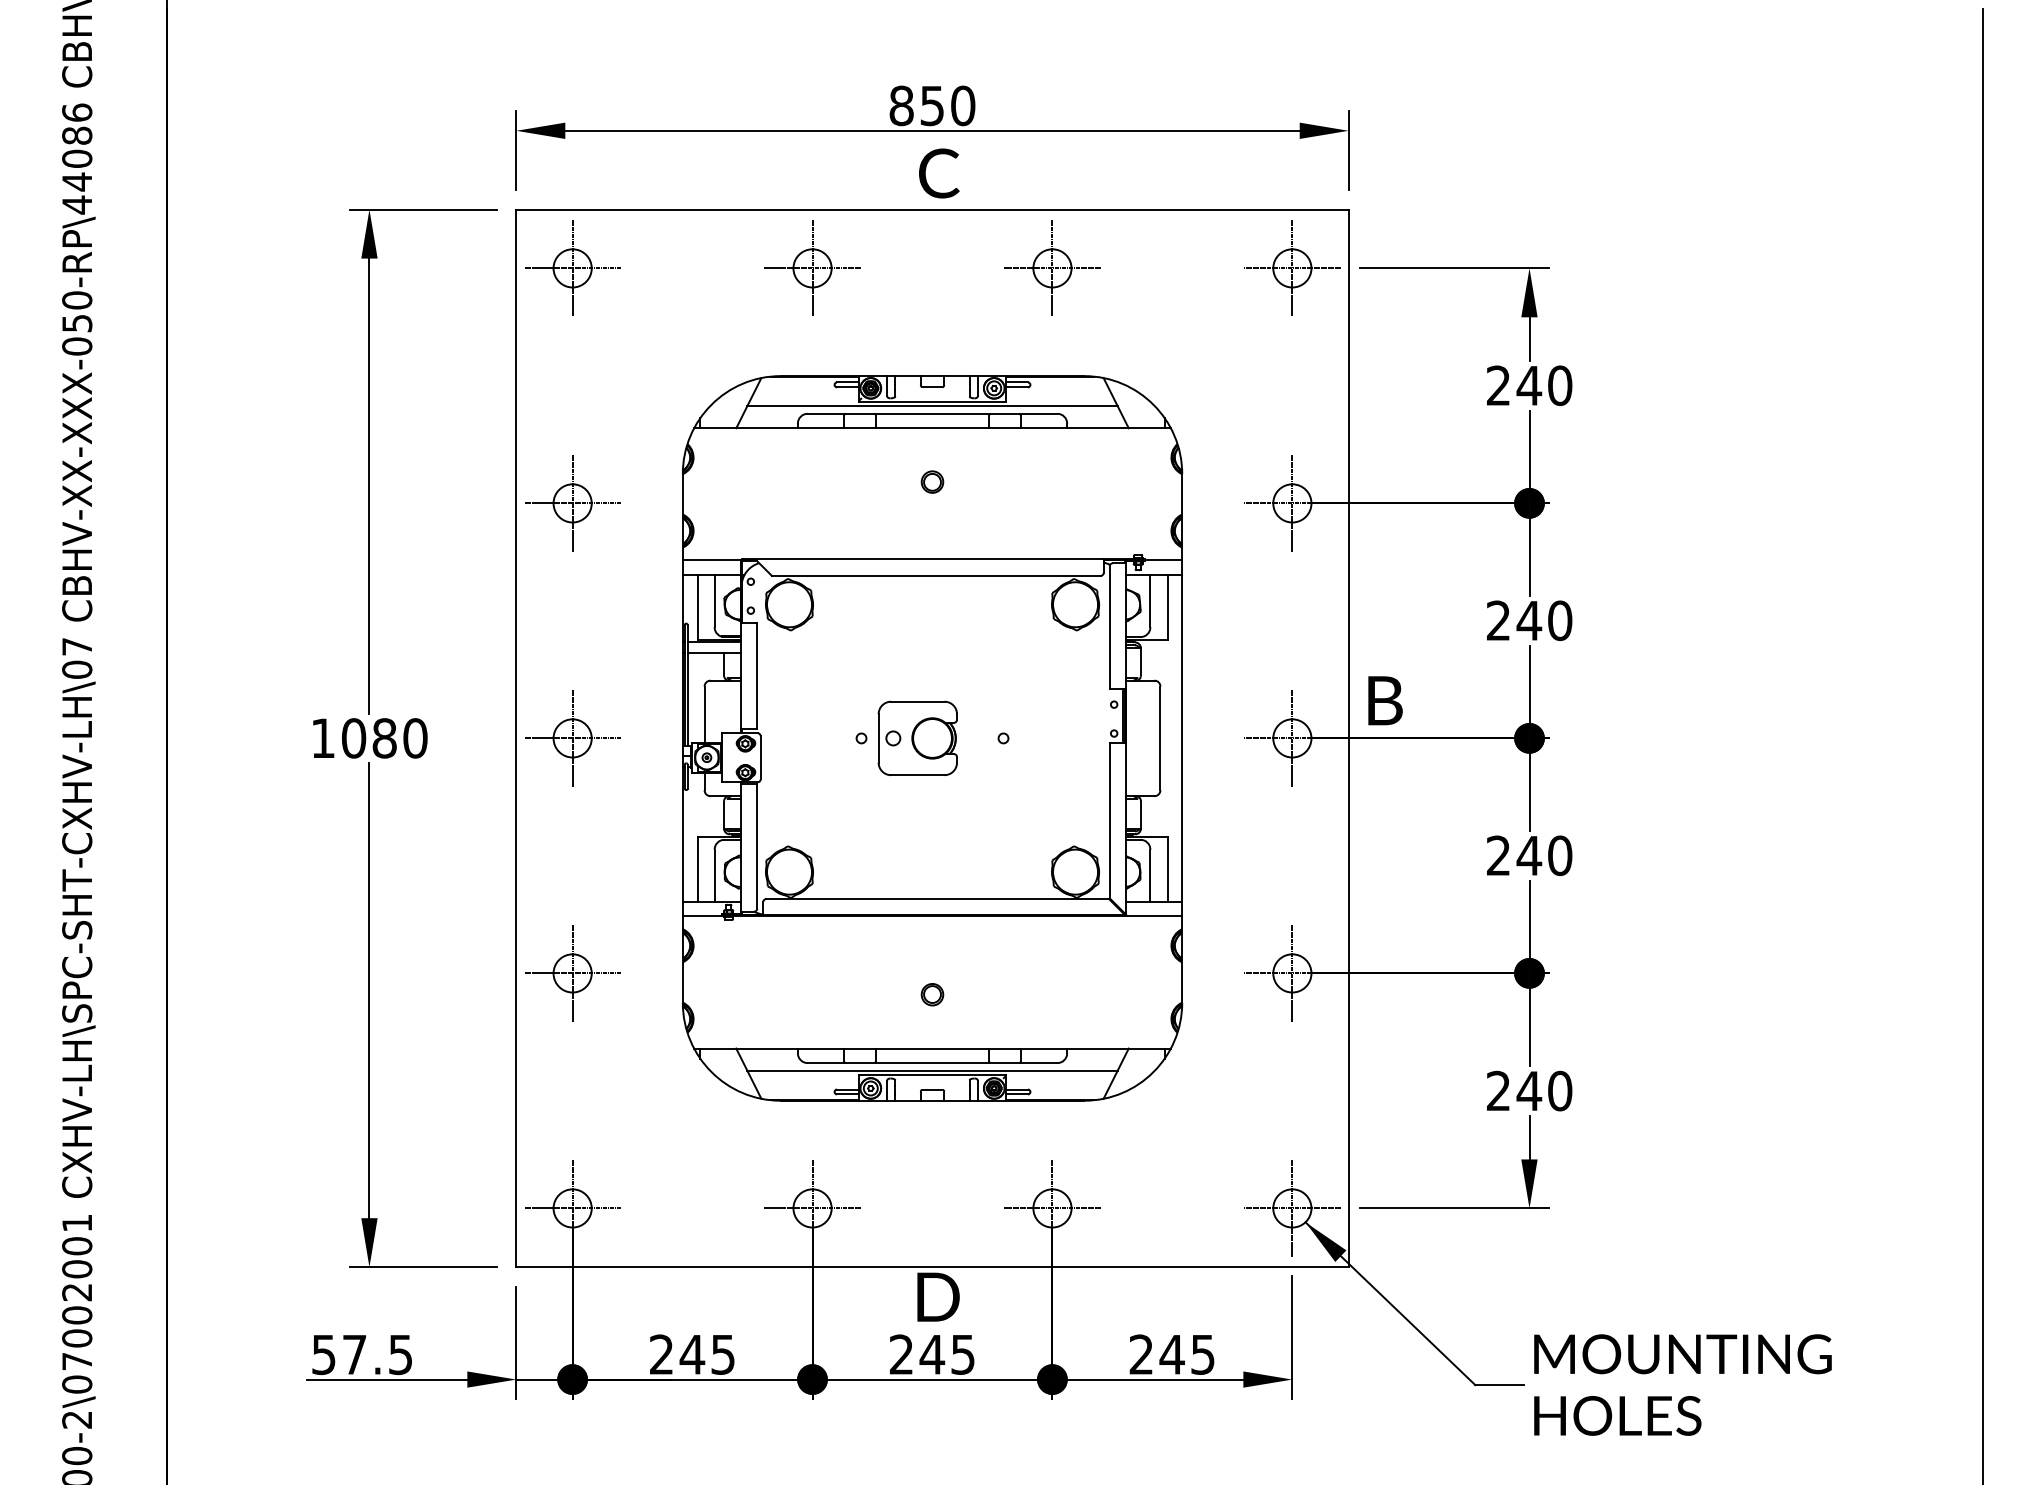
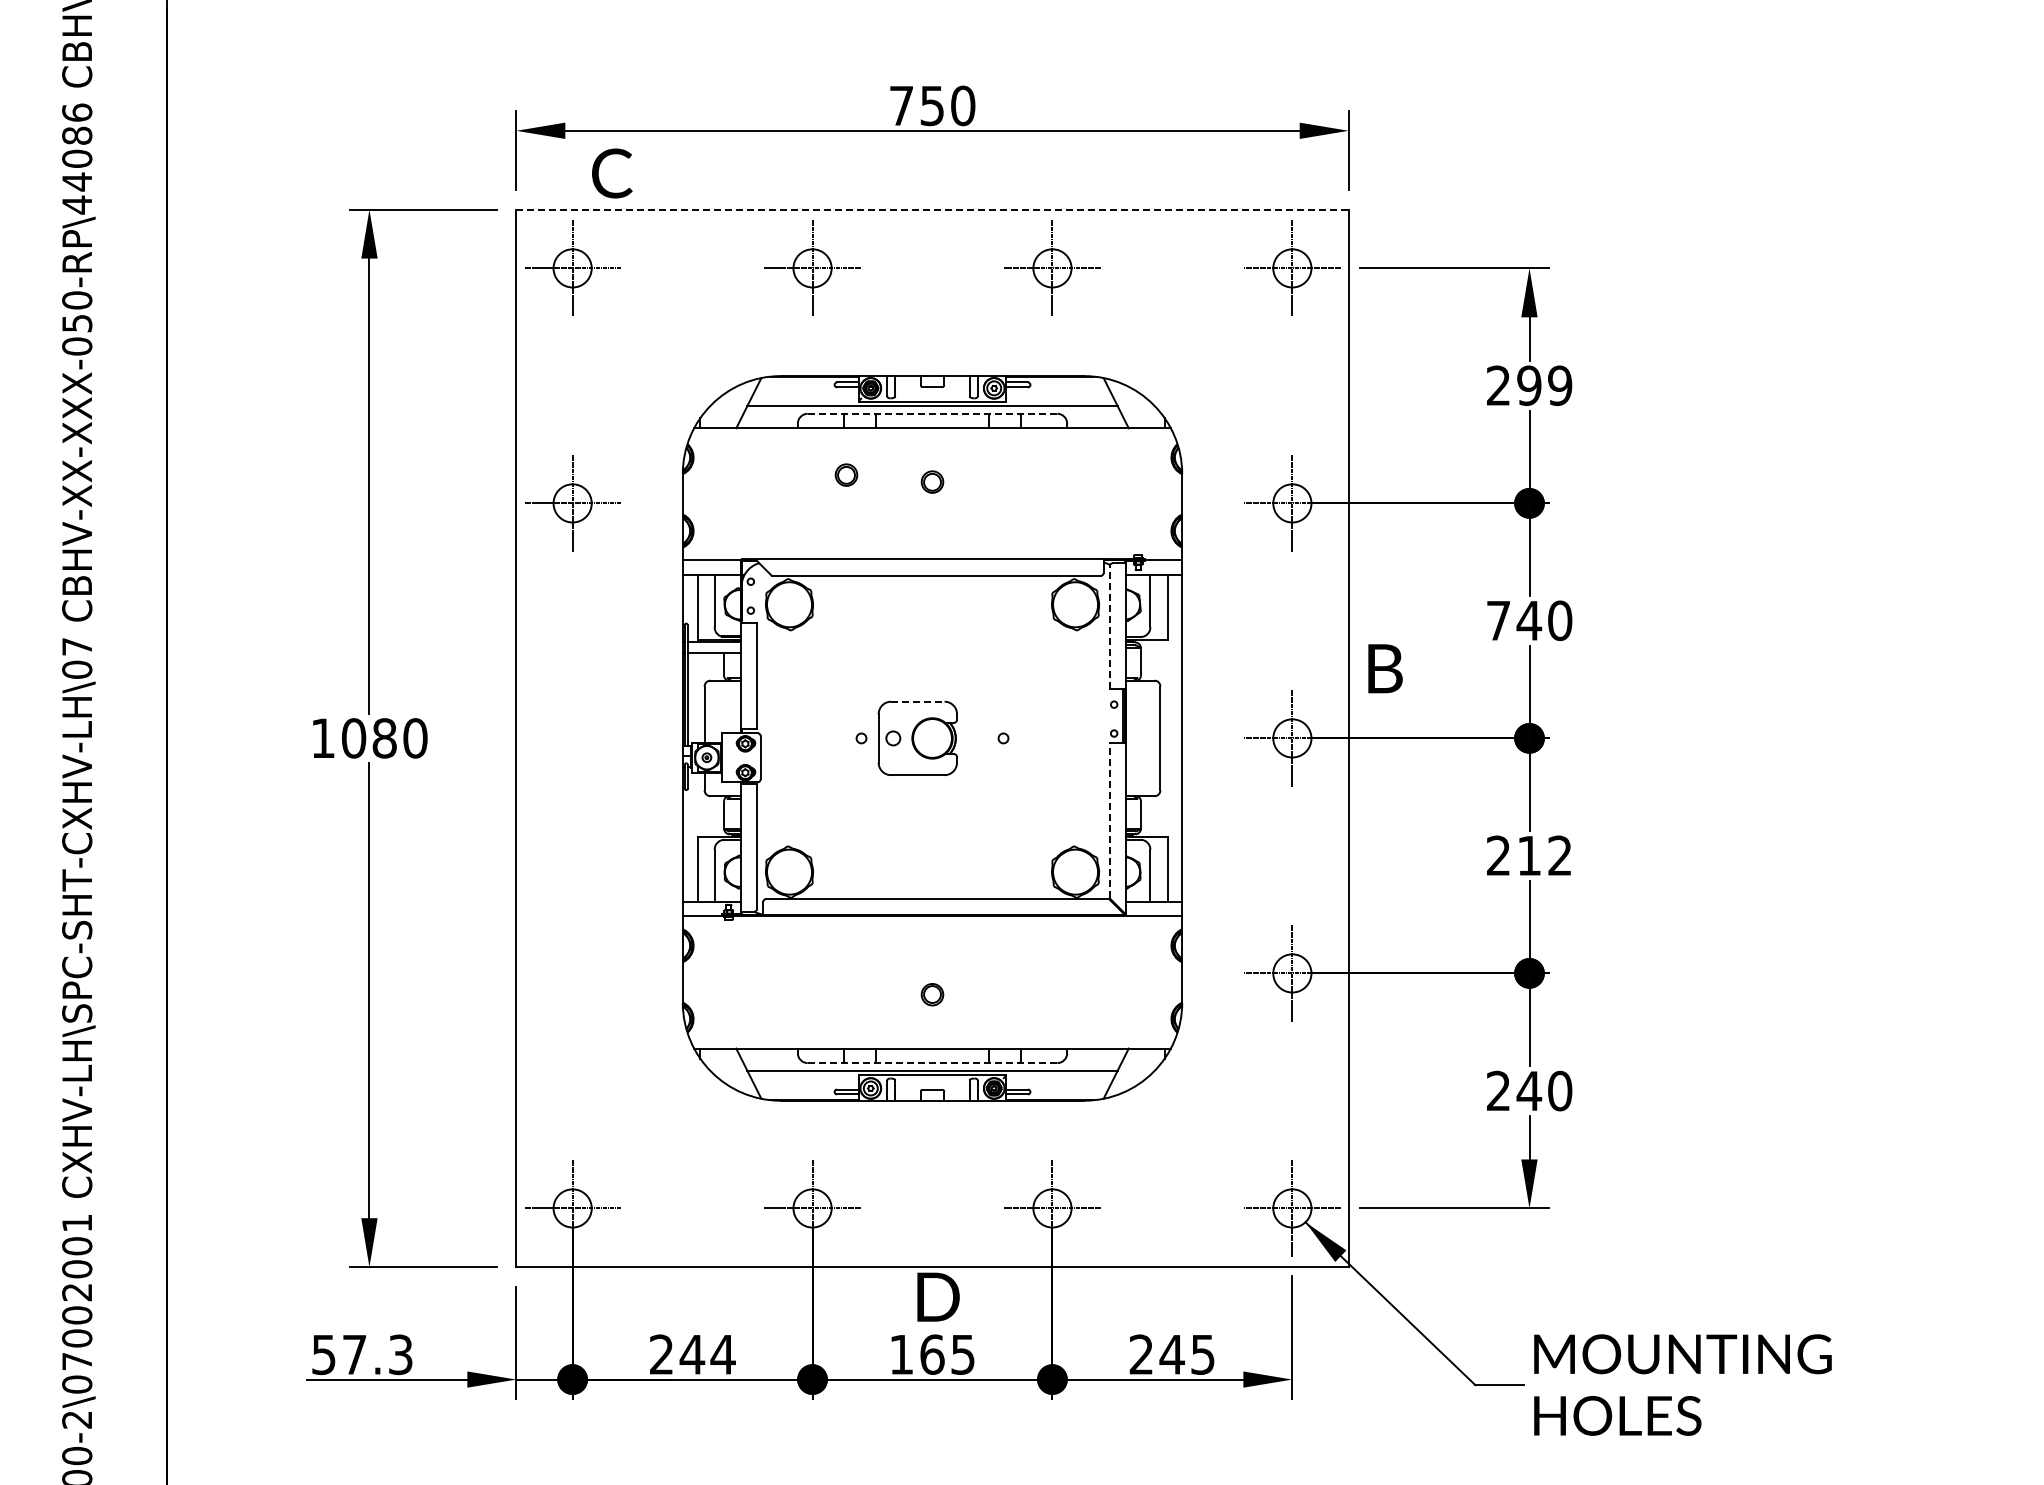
text: 850 -> 750 (901, 105)
text position: (939, 173) -> (612, 173) (612, 173)
line: solid -> dashed (933, 209)
text: 240 -> 299 (1544, 385)
line: solid -> dashed (932, 413)
part: none -> present (846, 474)
text: 240 -> 740 (1498, 620)
line: solid -> dashed (1109, 627)
text position: (1385, 700) -> (1385, 668) (1385, 668)
line: solid -> dashed (917, 701)
part: present -> none (572, 738)
line: present -> none (1982, 745)
line: solid -> dashed (1109, 820)
text: 240 -> 212 (1544, 855)
part: present -> none (572, 973)
line: solid -> dashed (932, 1063)
text: 57.5 -> 57.3 (400, 1354)
text: 245 -> 244 (722, 1354)
text: 245 -> 165 (917, 1354)
